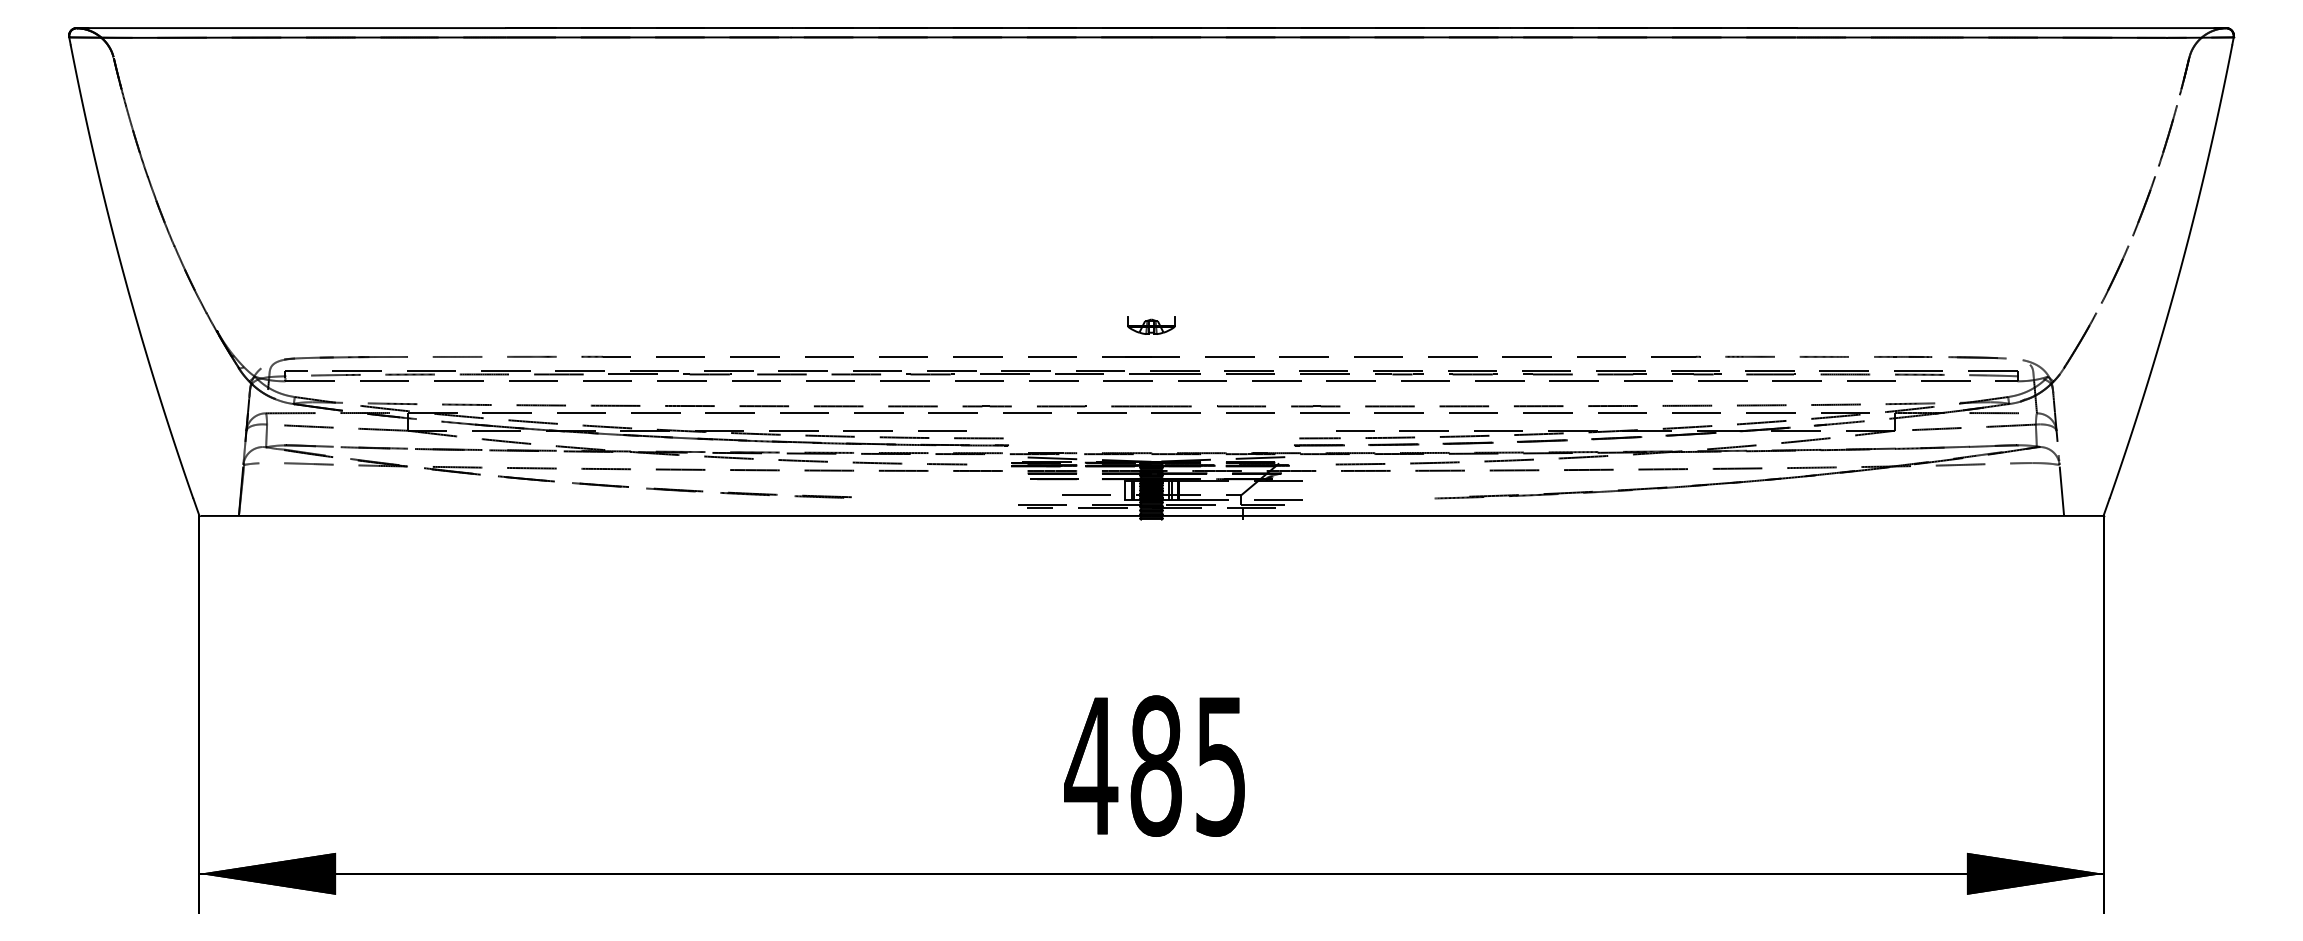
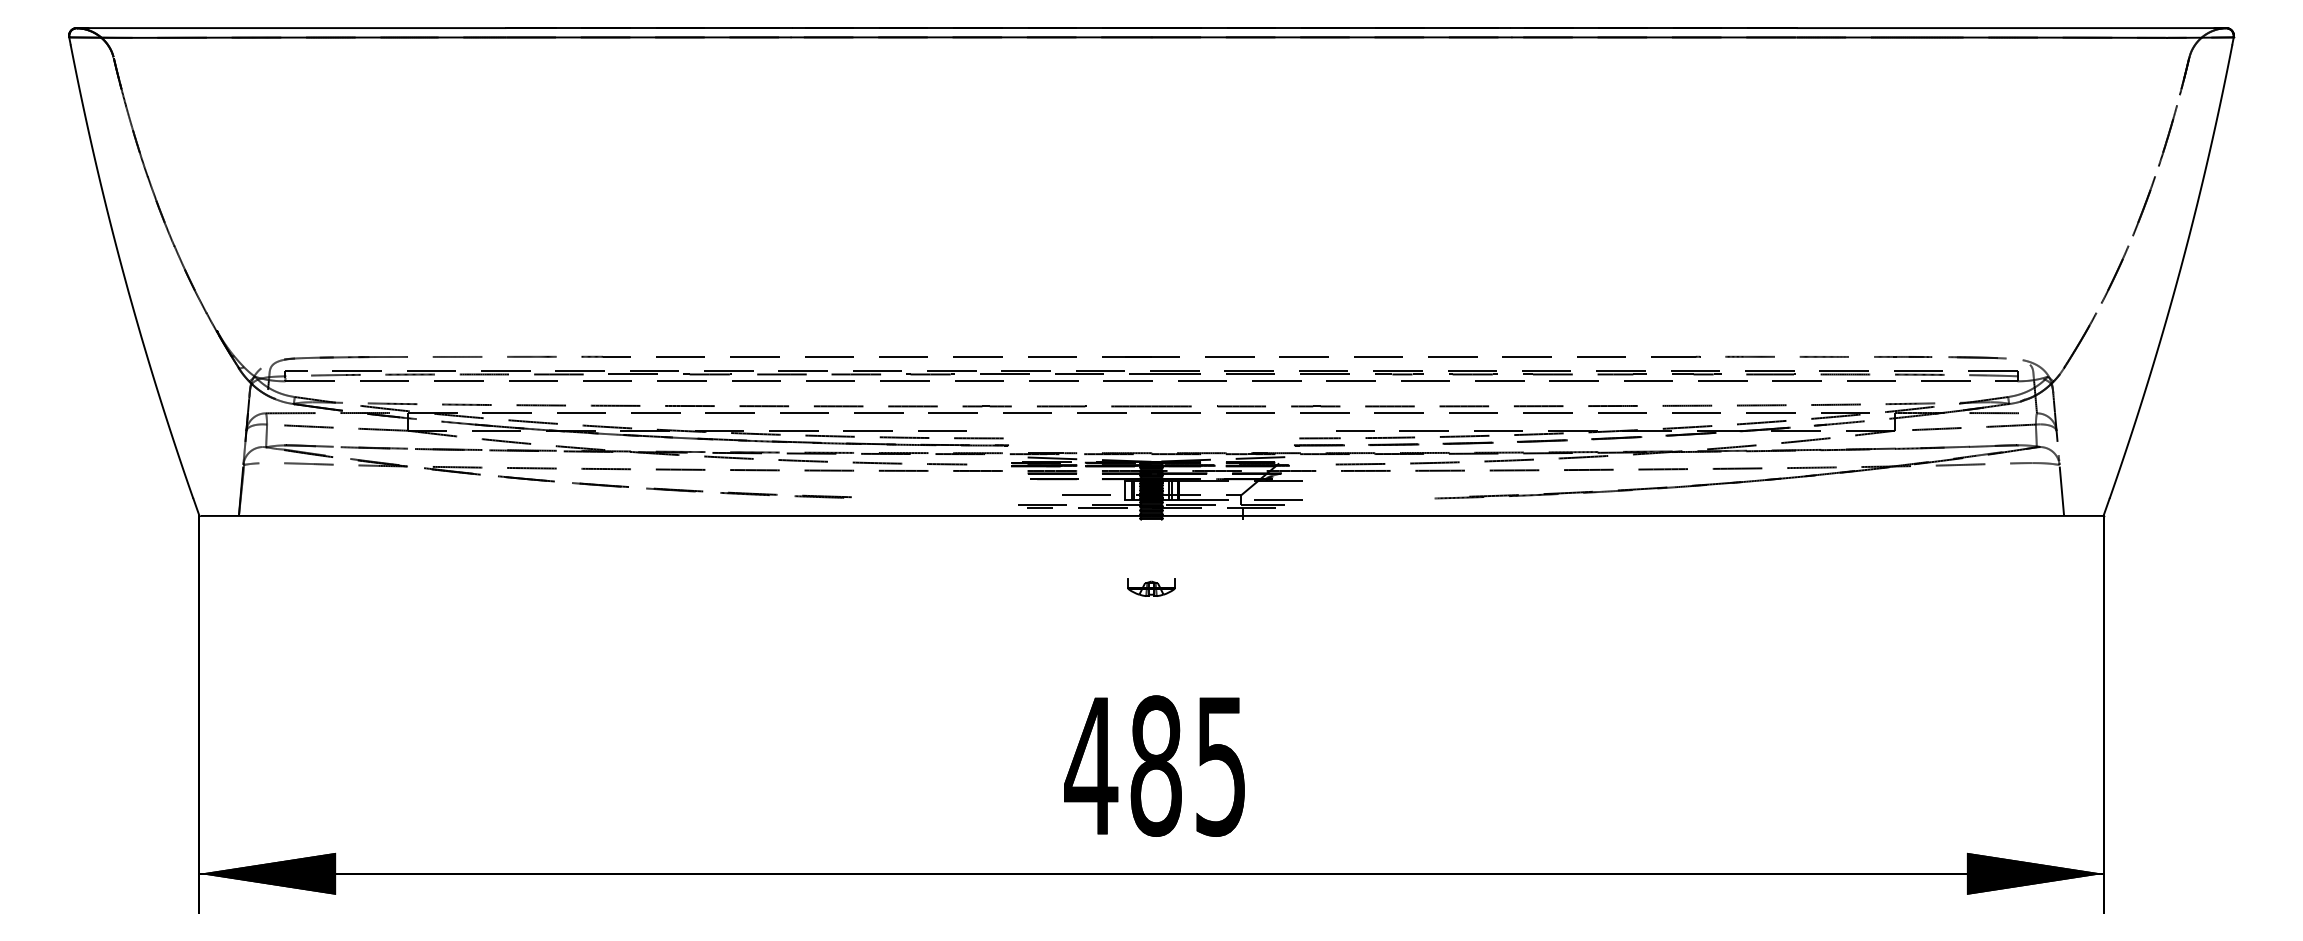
part position: (1151, 325) -> (1151, 587) (1151, 587)
